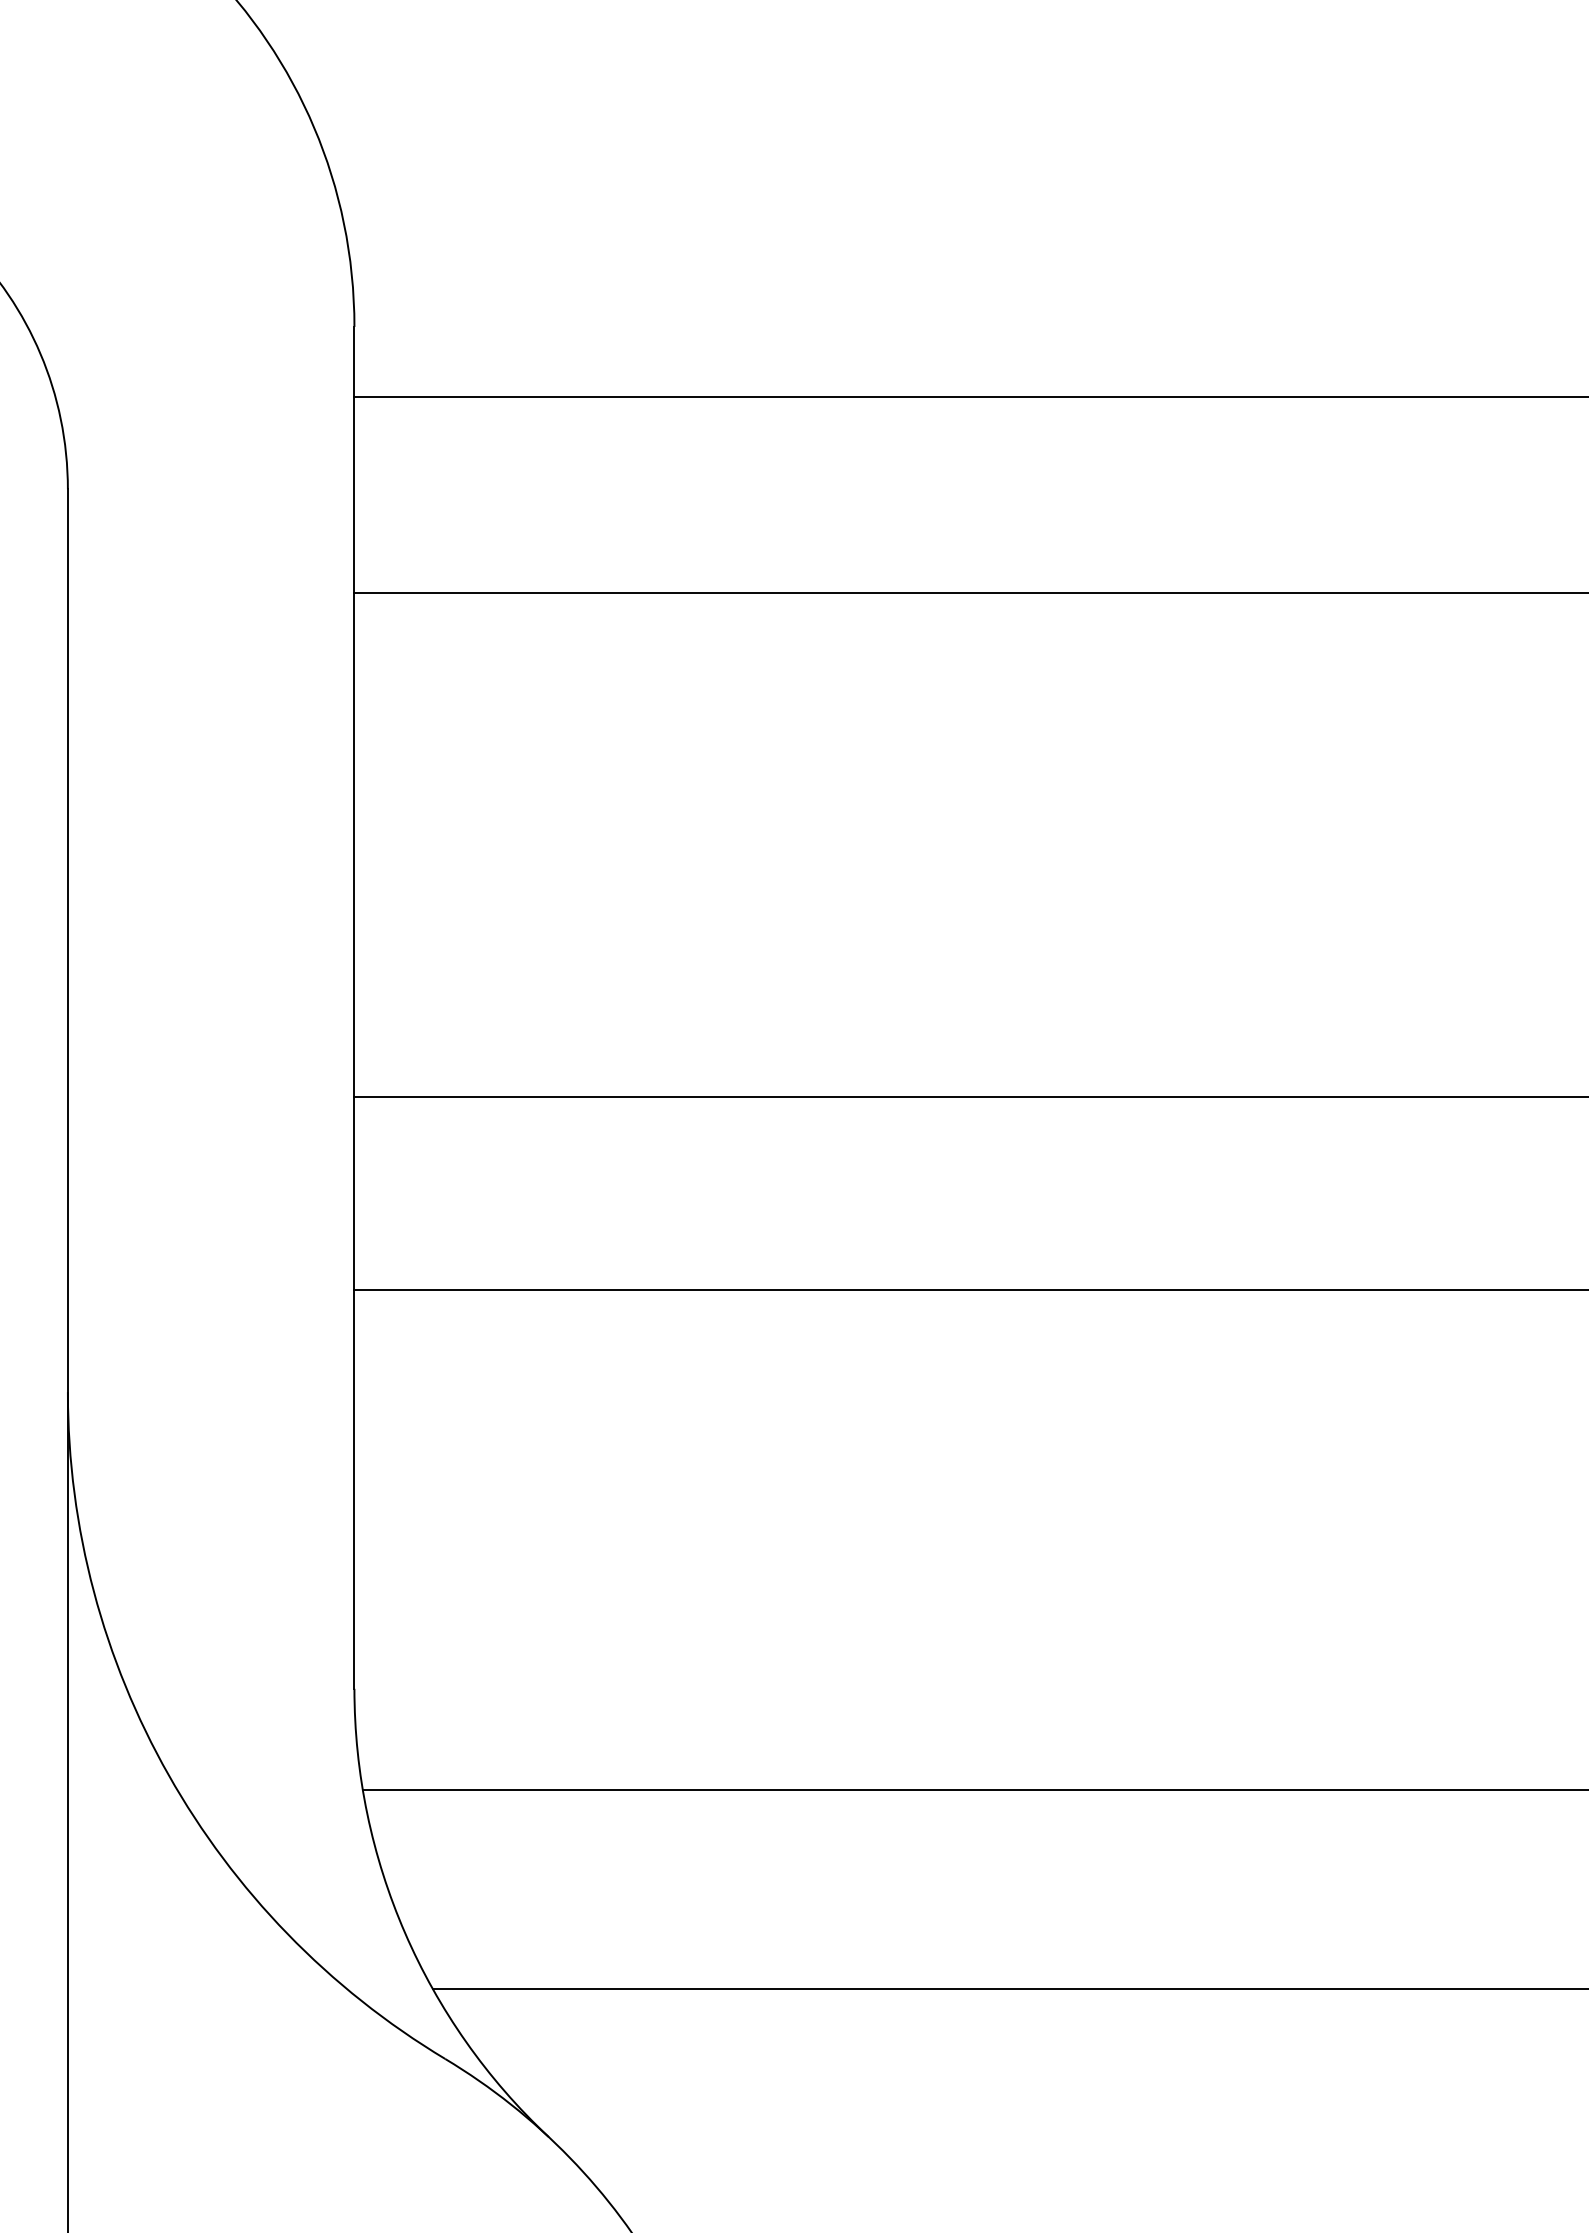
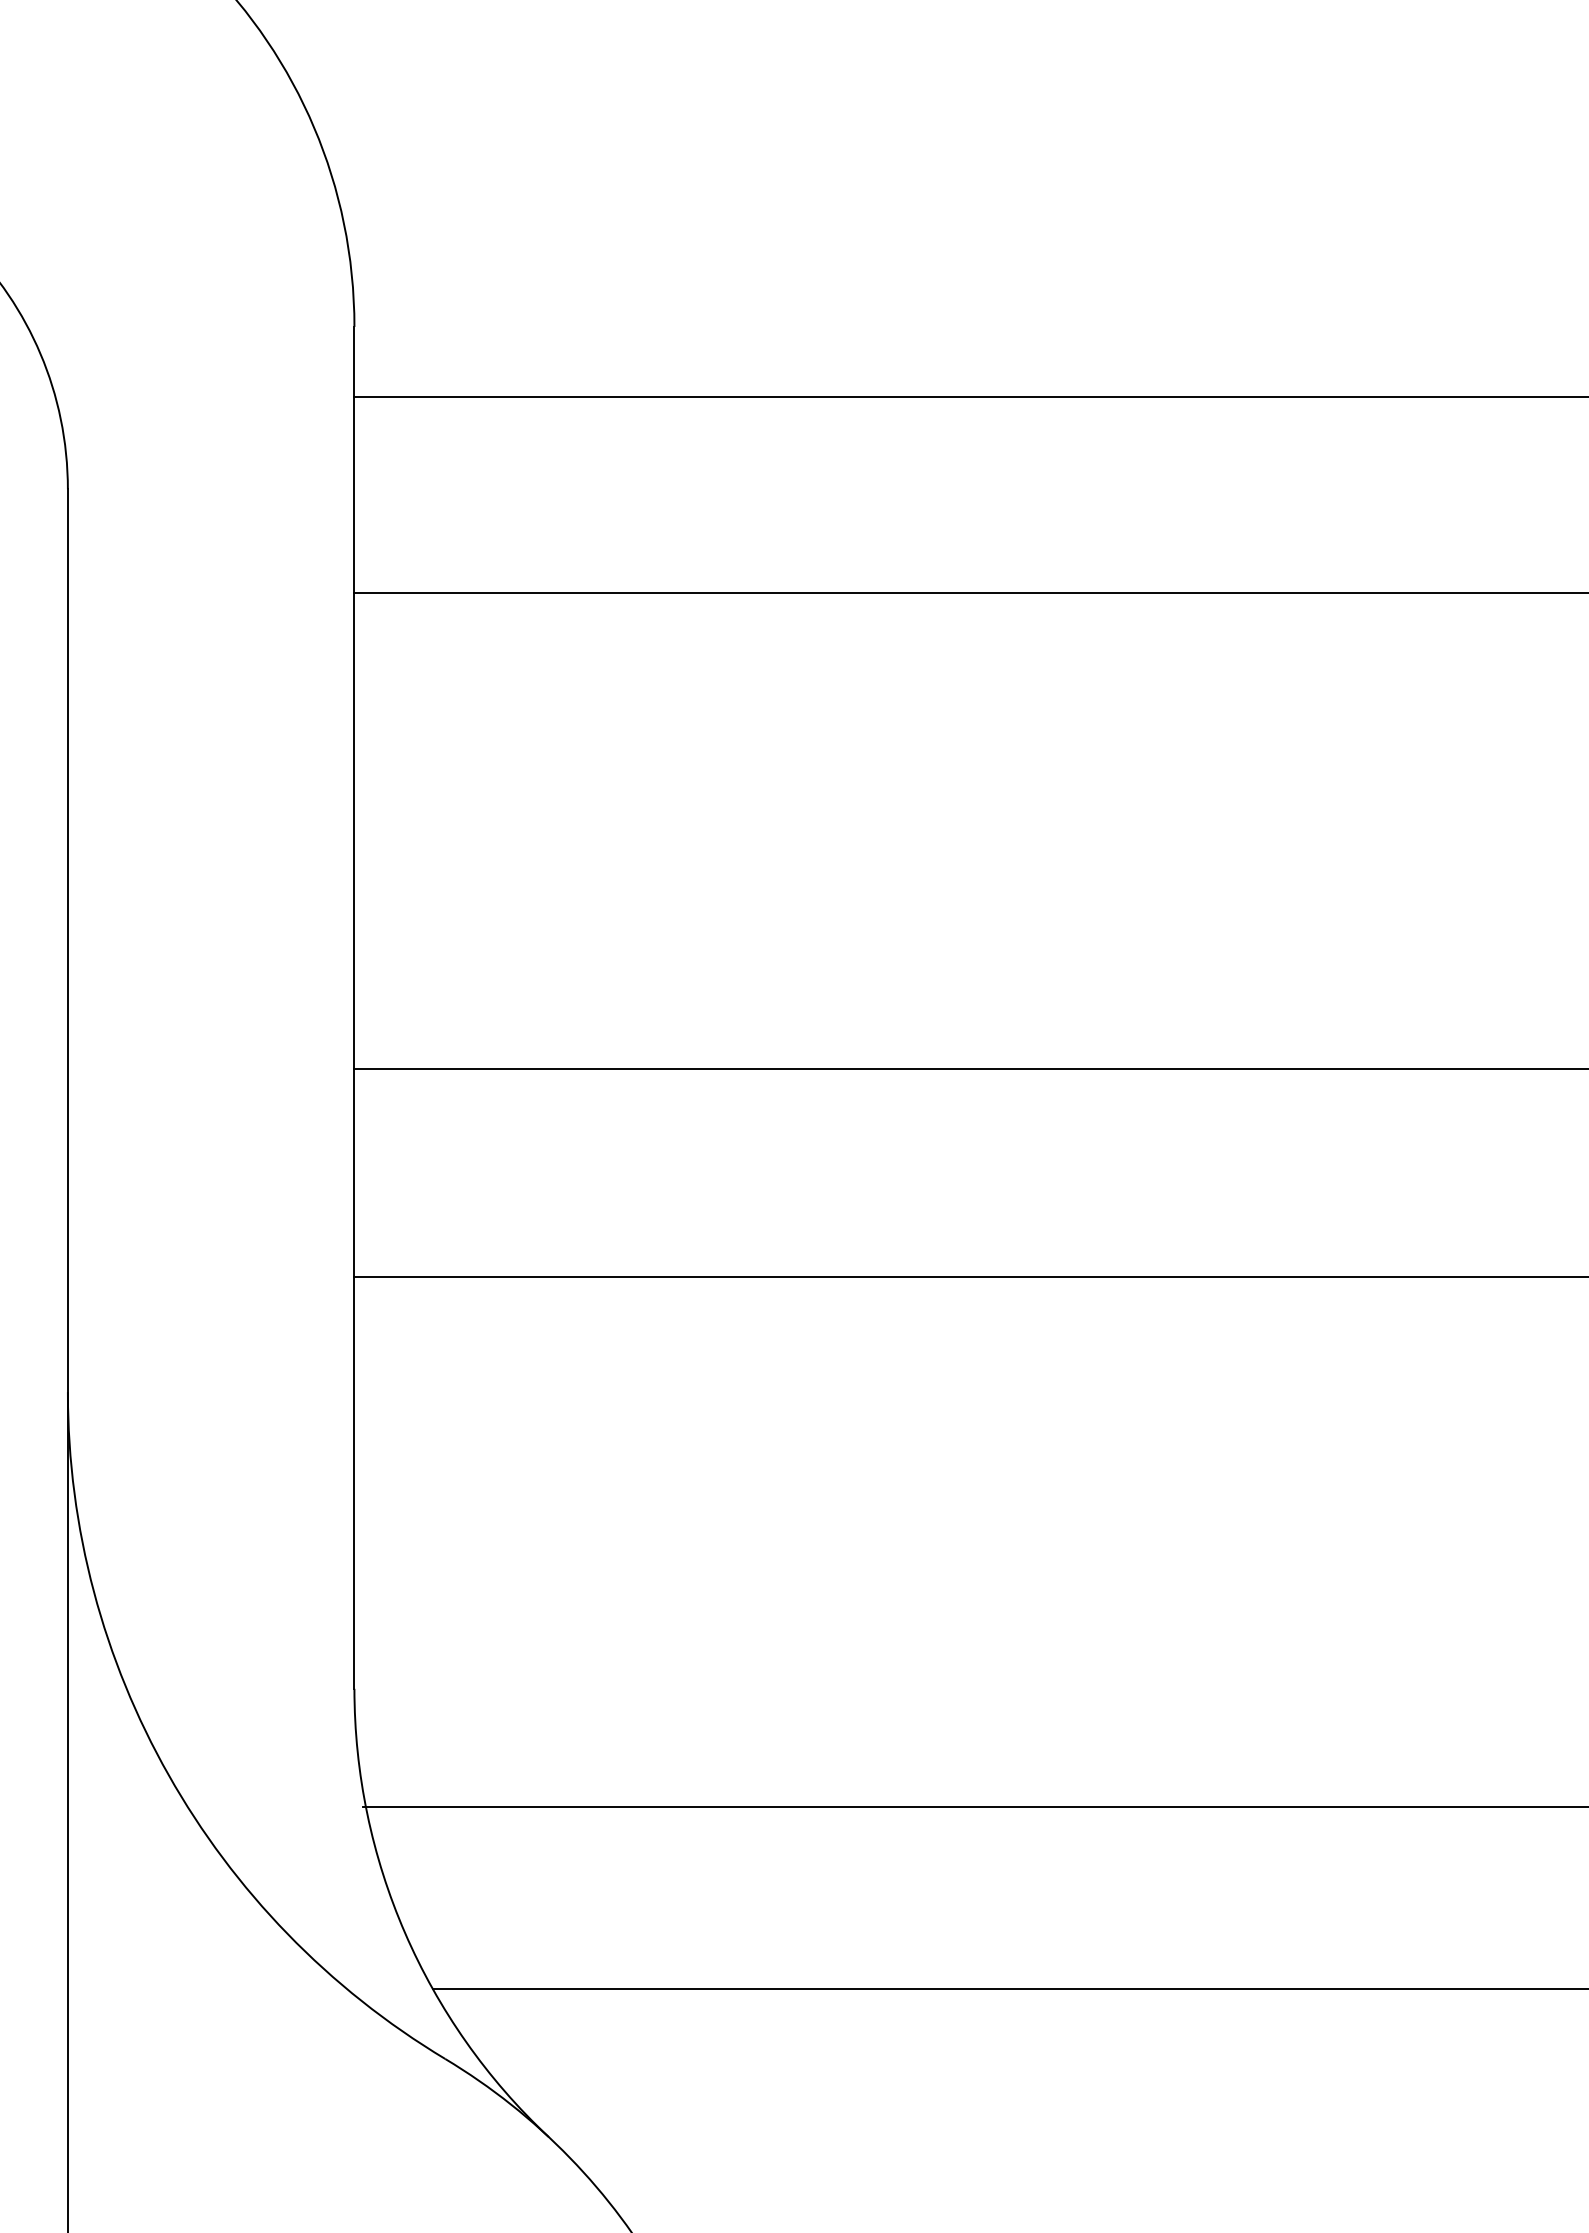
line position: (969, 1096) -> (969, 1068) (969, 1068)
line position: (969, 1290) -> (969, 1277) (969, 1277)
line position: (973, 1790) -> (973, 1807) (973, 1807)
